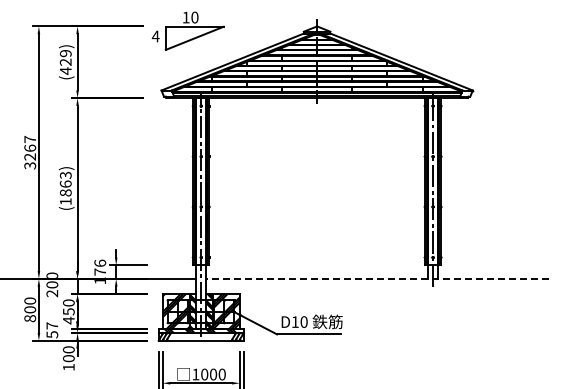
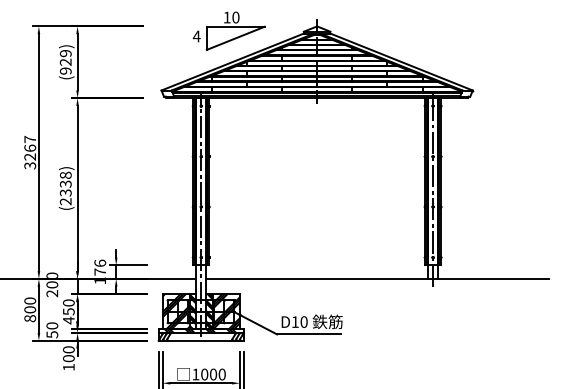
part position: (187, 30) -> (228, 30) (228, 30)
text: (429) -> (929) (65, 70)
text: (1863) -> (2338) (65, 188)
line: dashed -> solid (377, 278)
text: 57 -> 50 (52, 325)
